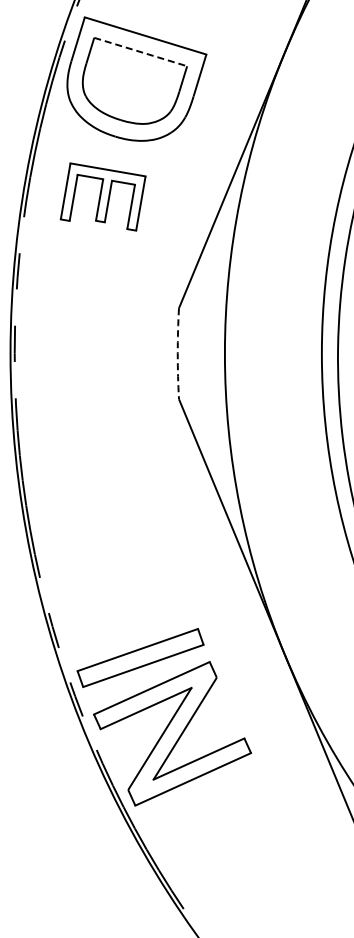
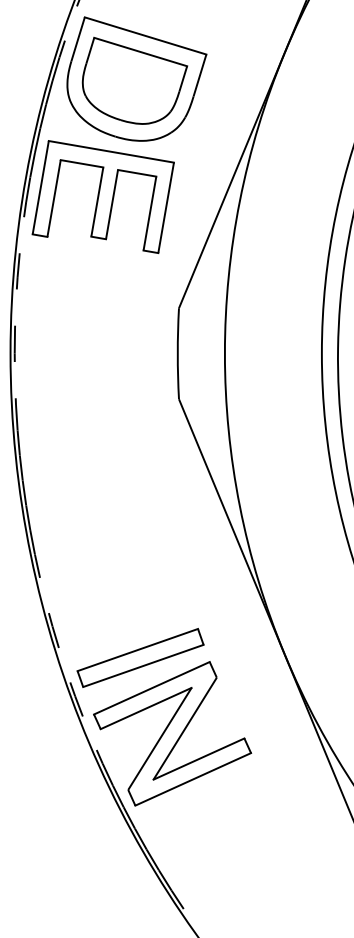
line: dashed -> solid (140, 52)
part size: 88x70 px -> 144x114 px (102, 196)
arc: dashed -> solid (177, 353)
